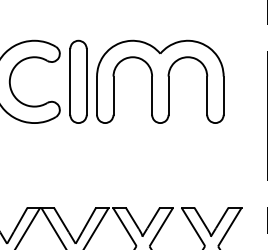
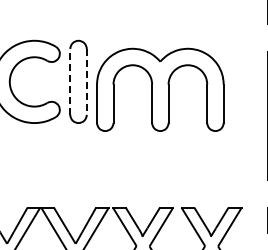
line: solid -> dashed (70, 81)
line: solid -> dashed (86, 81)
part position: (160, 81) -> (160, 89) (160, 89)
